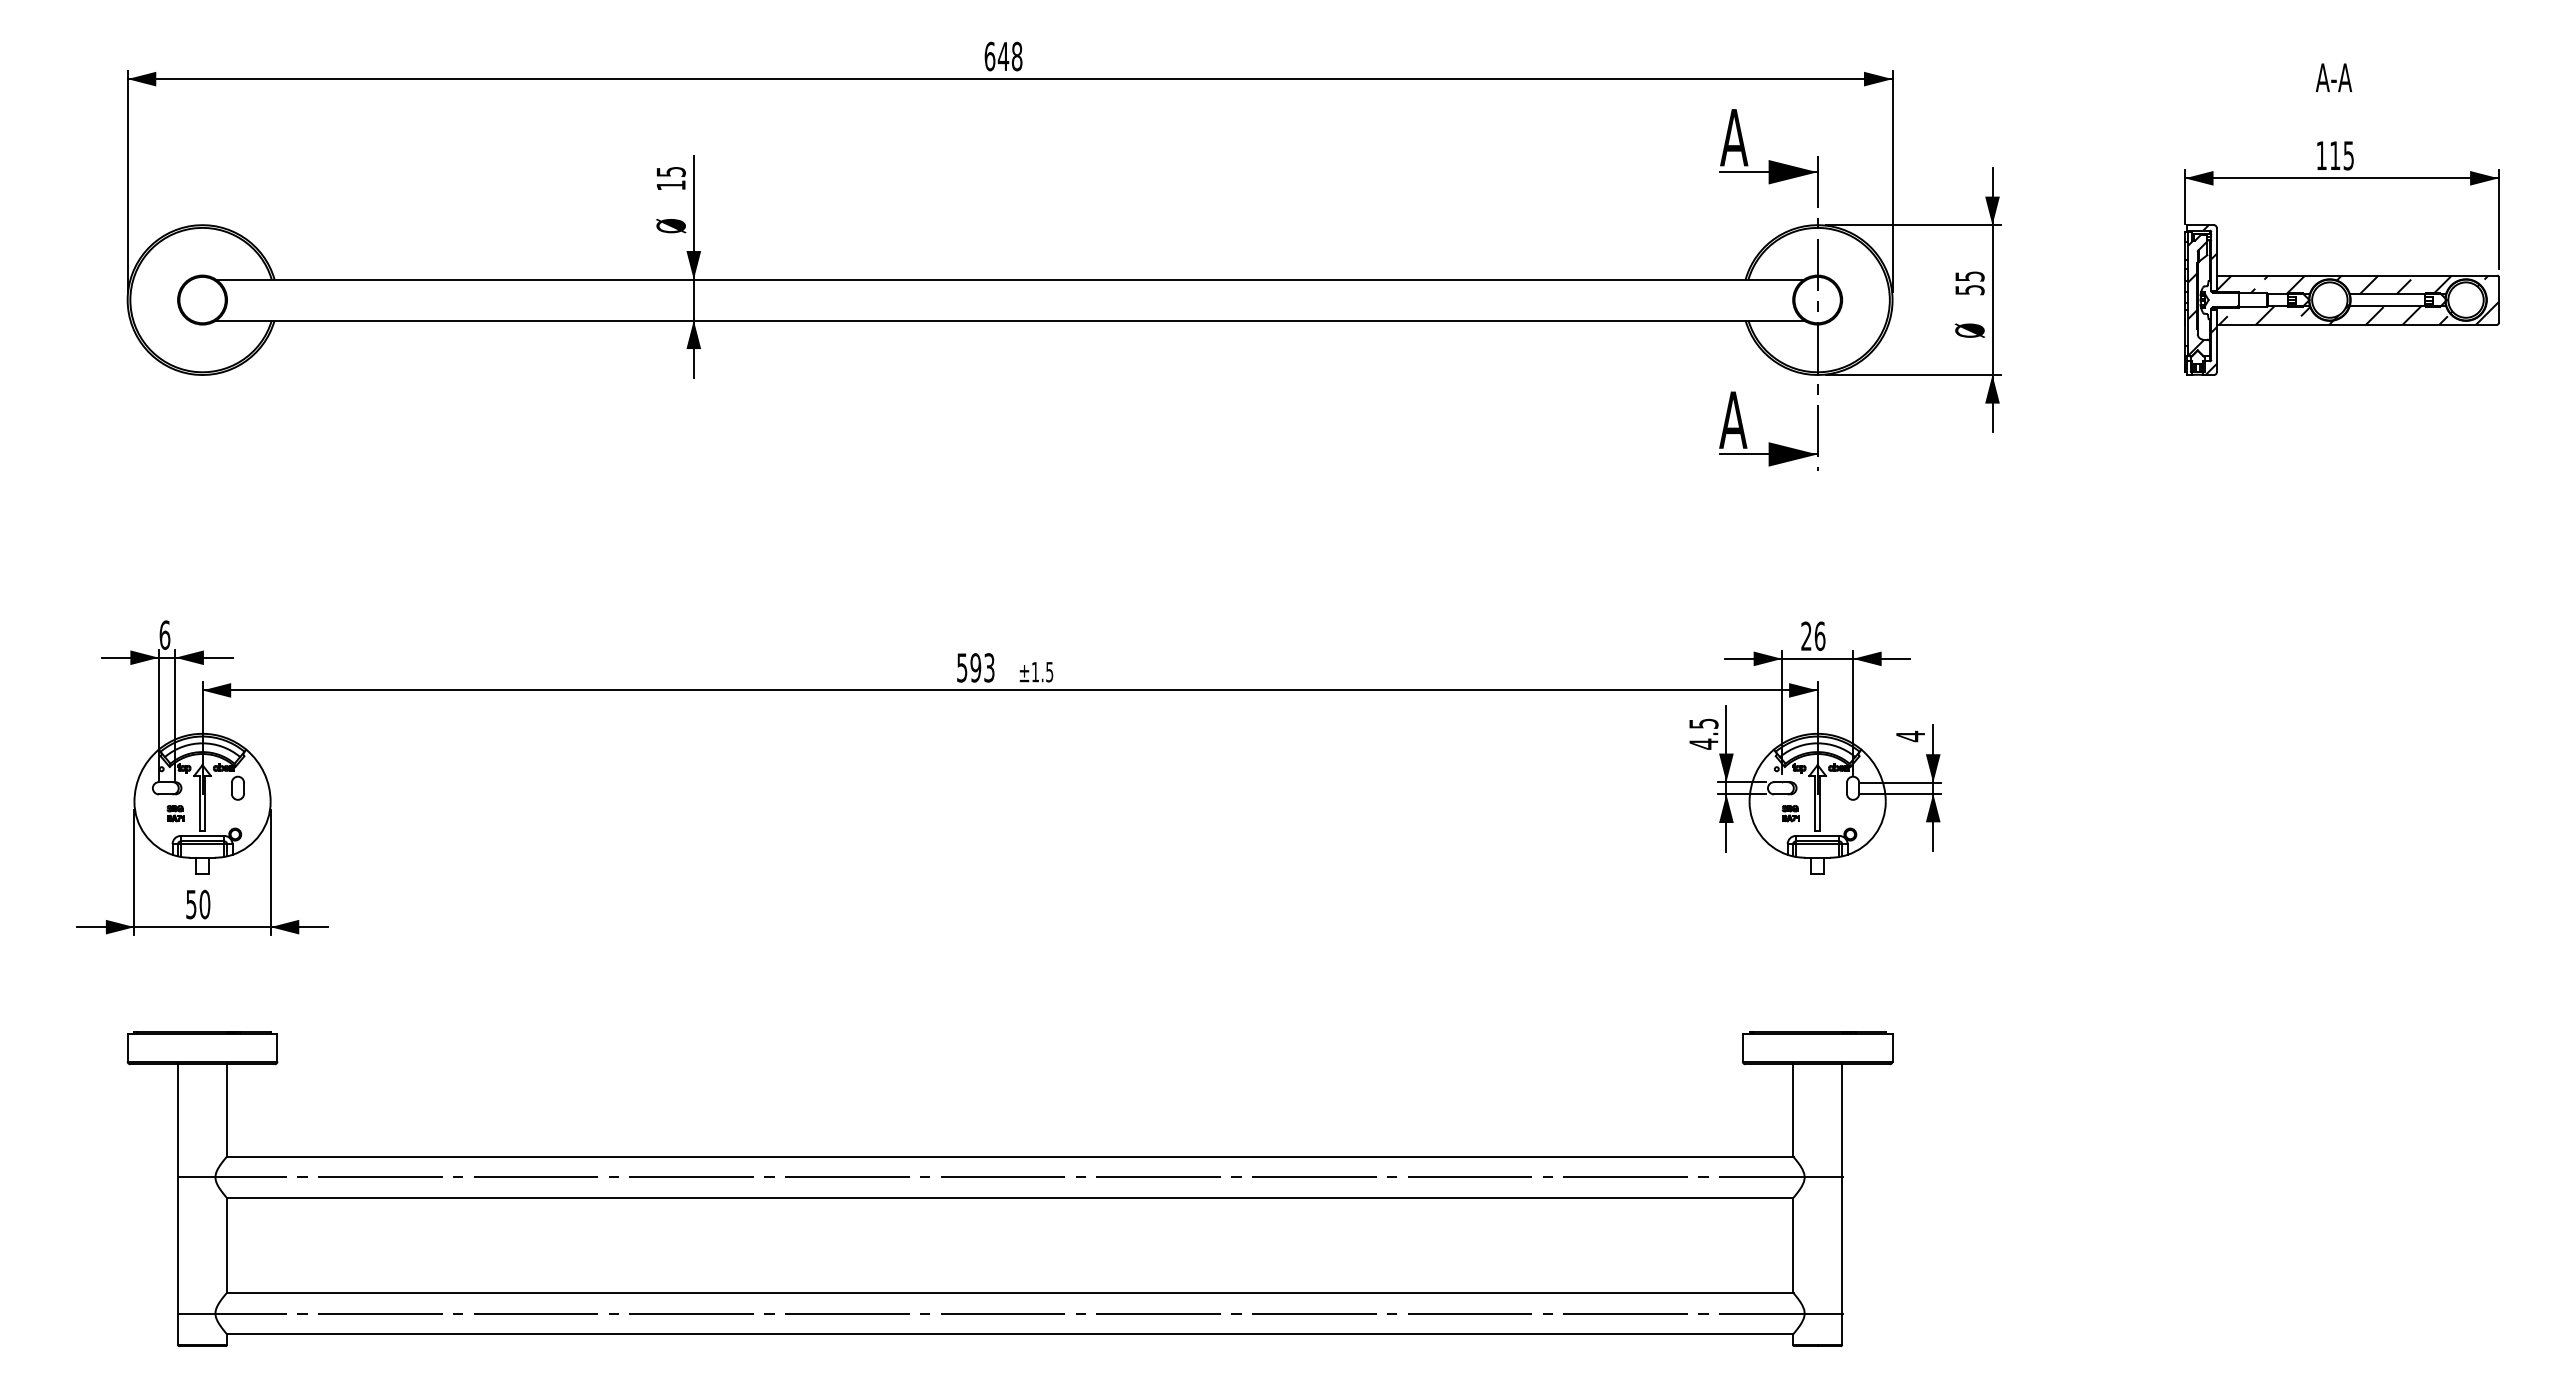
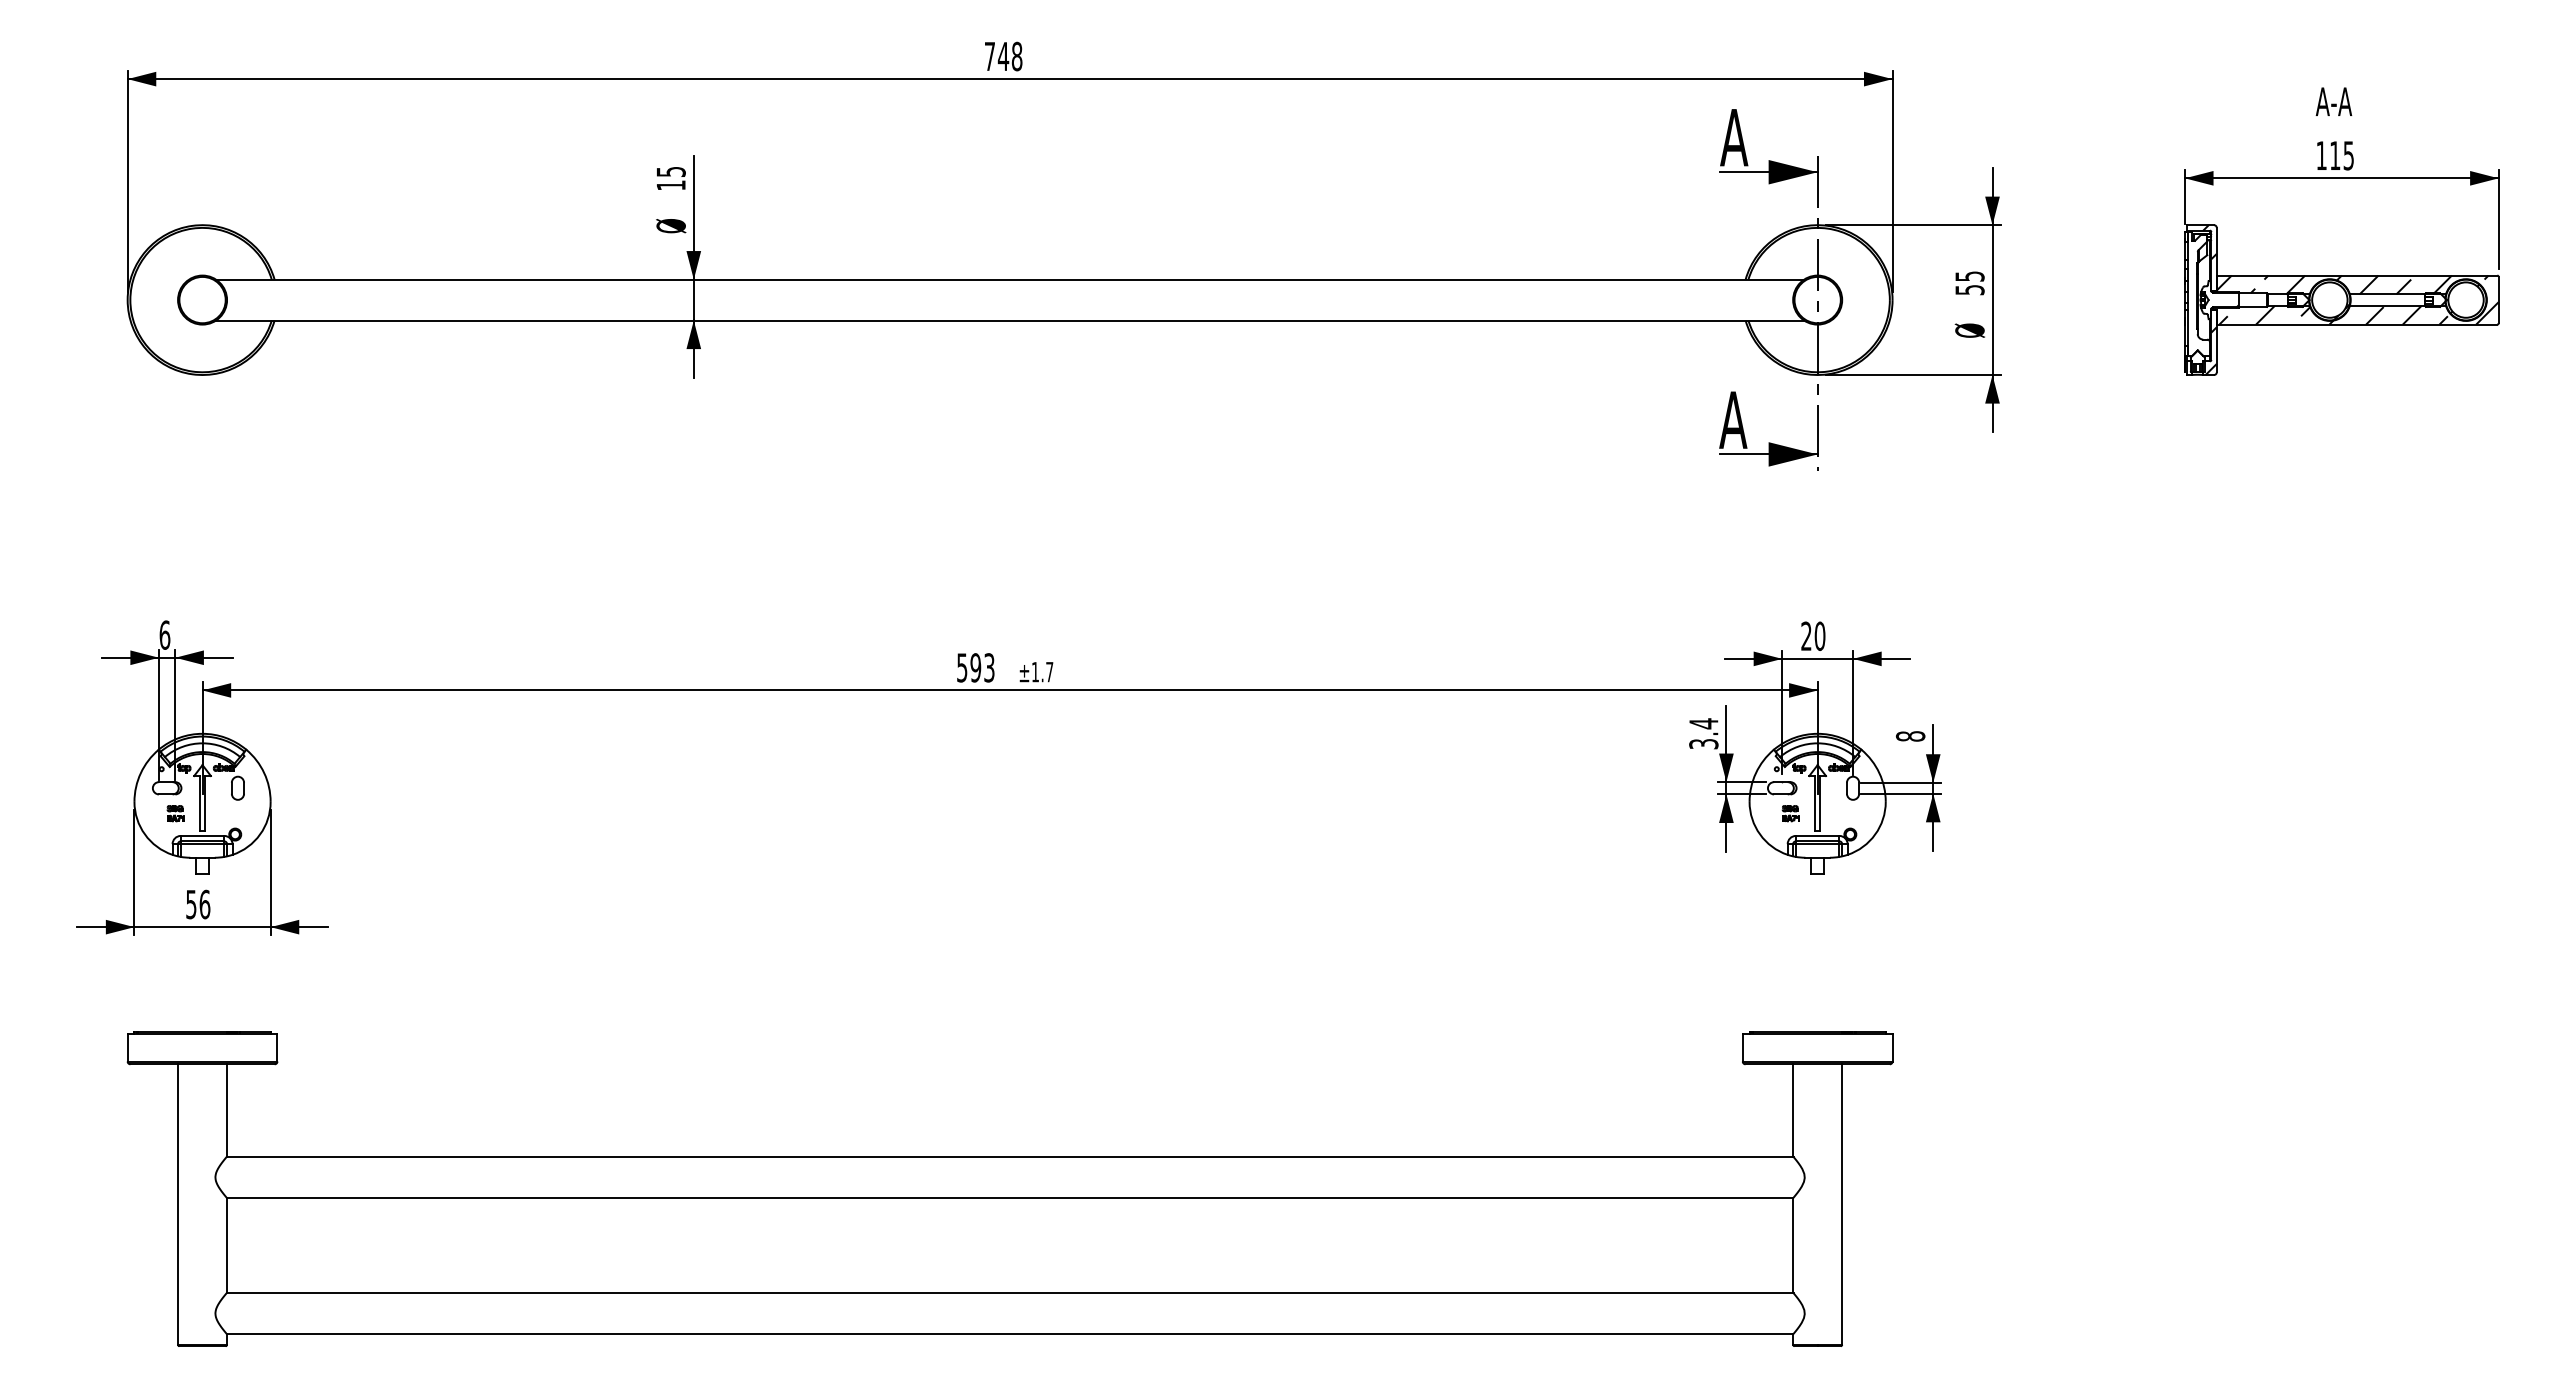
text: 648 -> 748 (989, 56)
text position: (2333, 77) -> (2333, 101) (2333, 101)
hatch: present -> none (2196, 297)
text: 26 -> 20 (1819, 635)
text: ±1.5 -> ±1.7 (1049, 672)
text: 4.5 -> 3.4 (1703, 733)
text: 4 -> 8 (1910, 736)
text: 50 -> 56 (204, 903)
line: present -> none (1009, 1177)
line: present -> none (1009, 1313)
